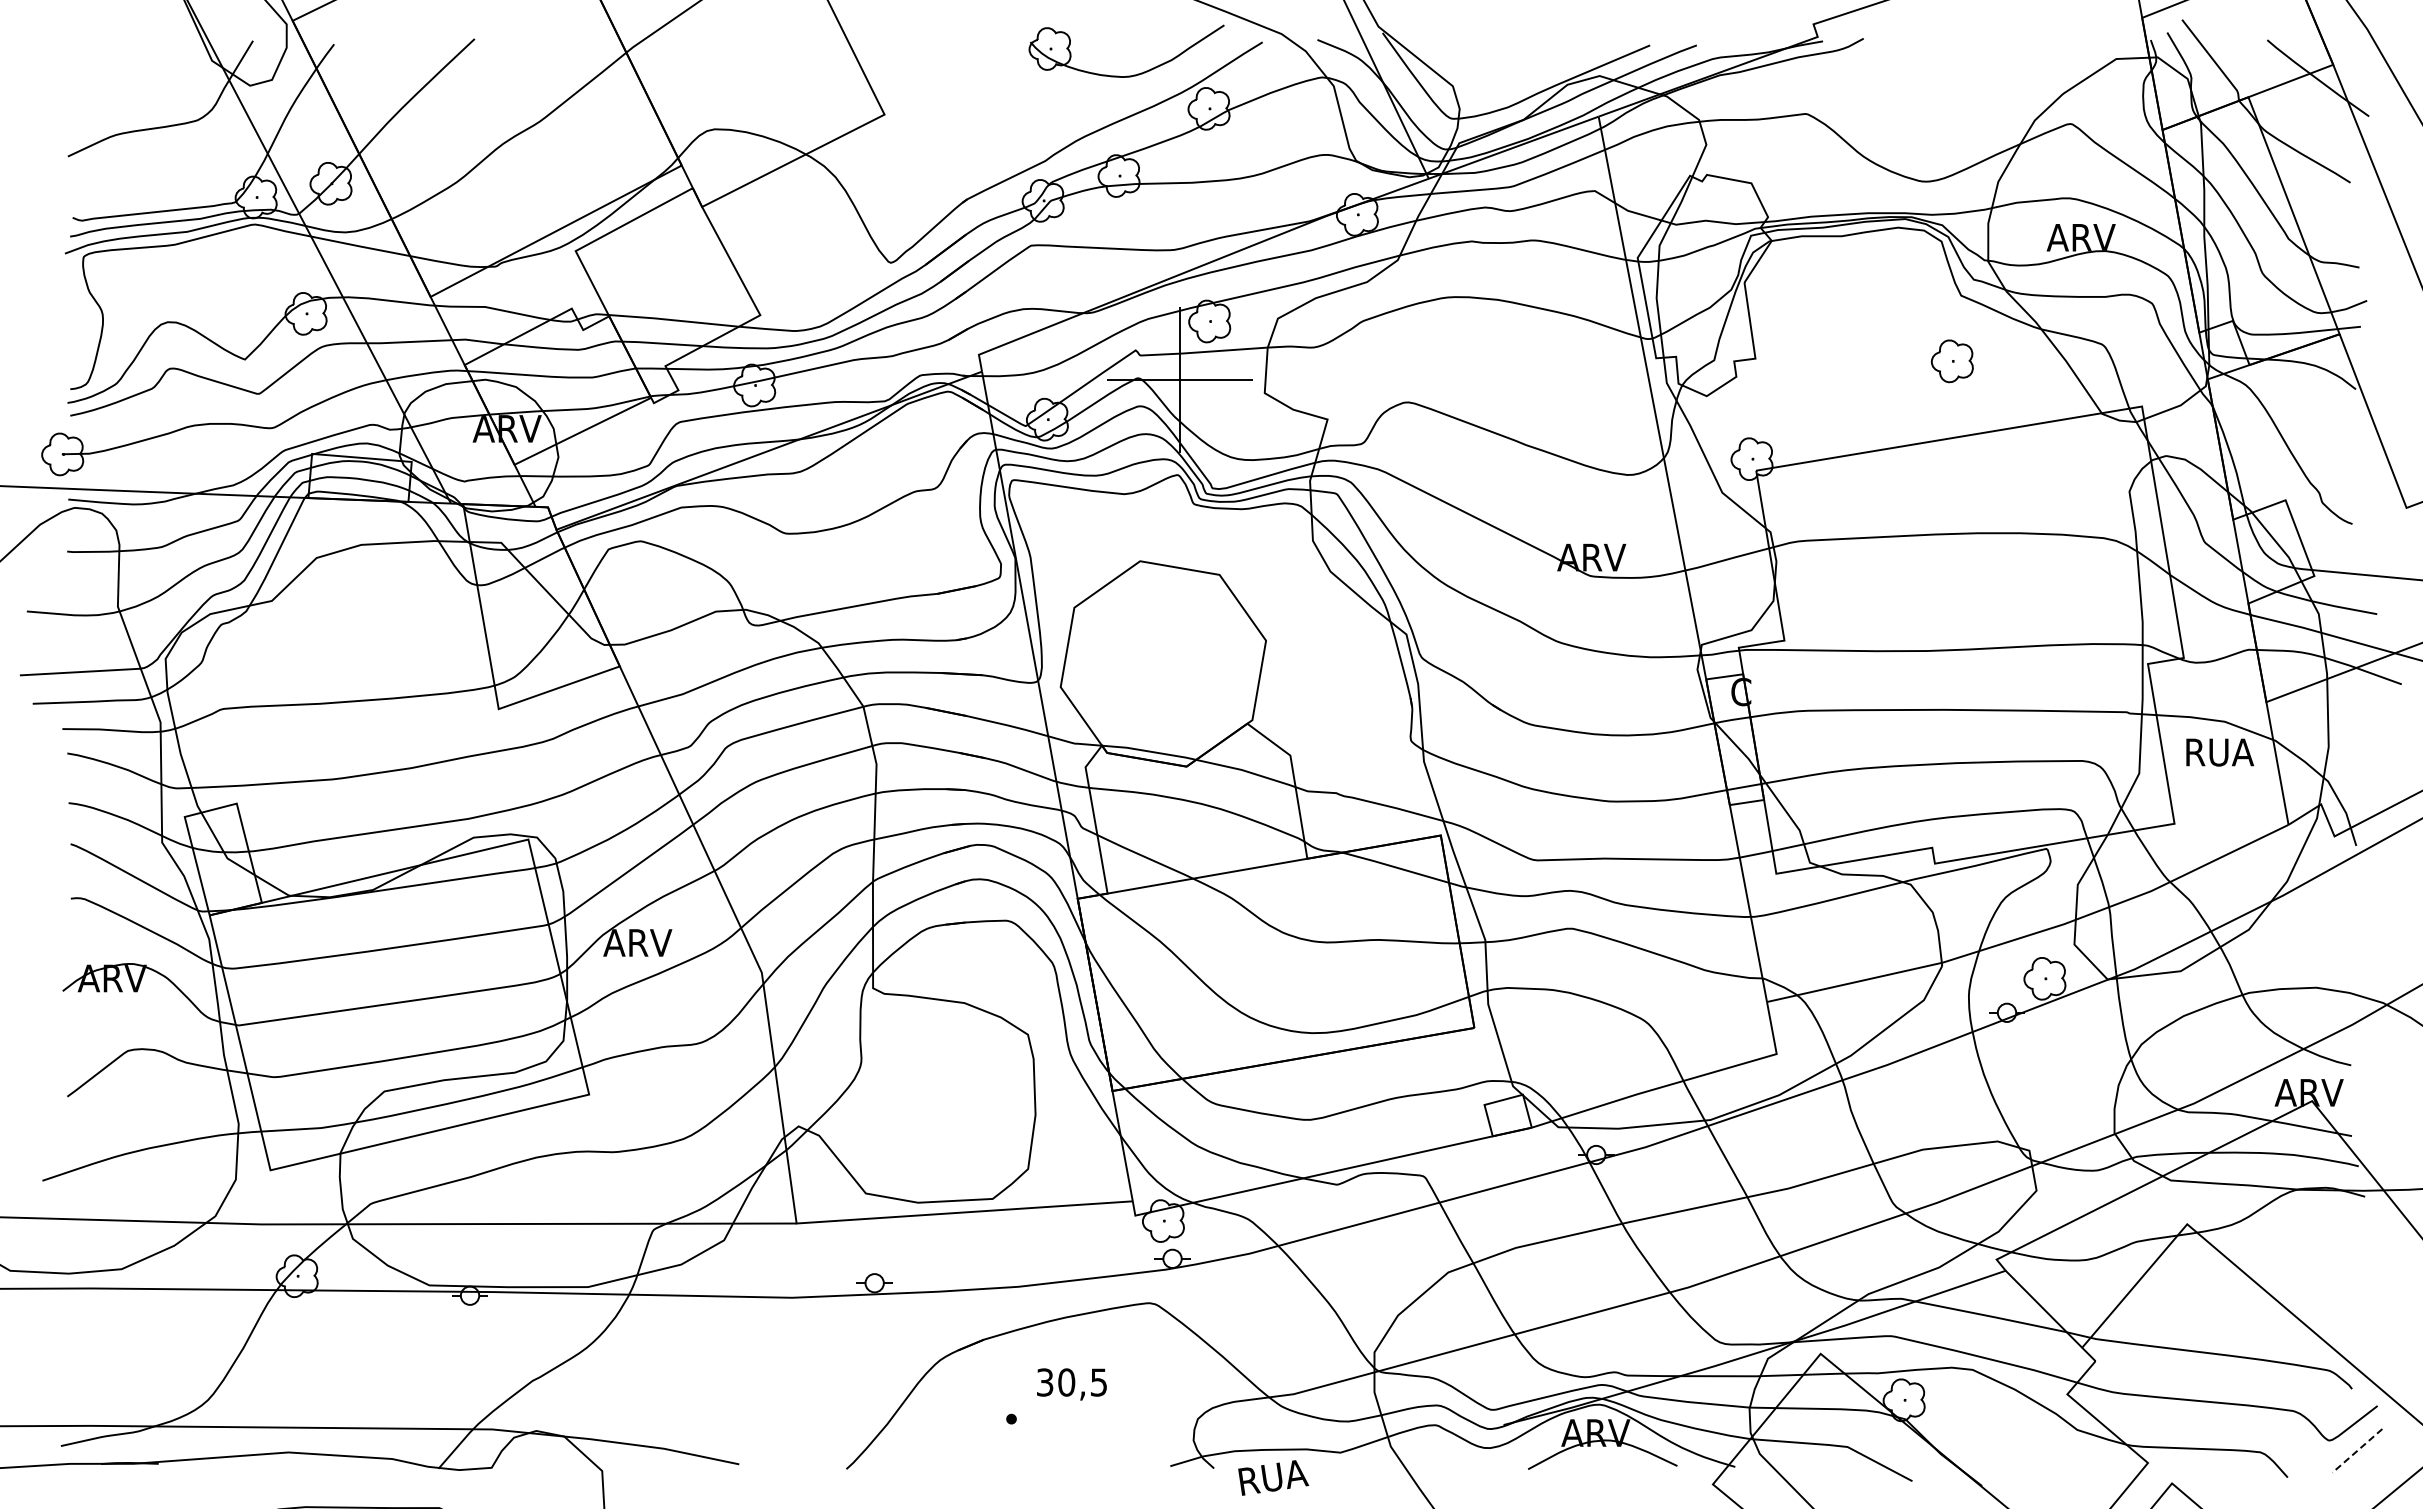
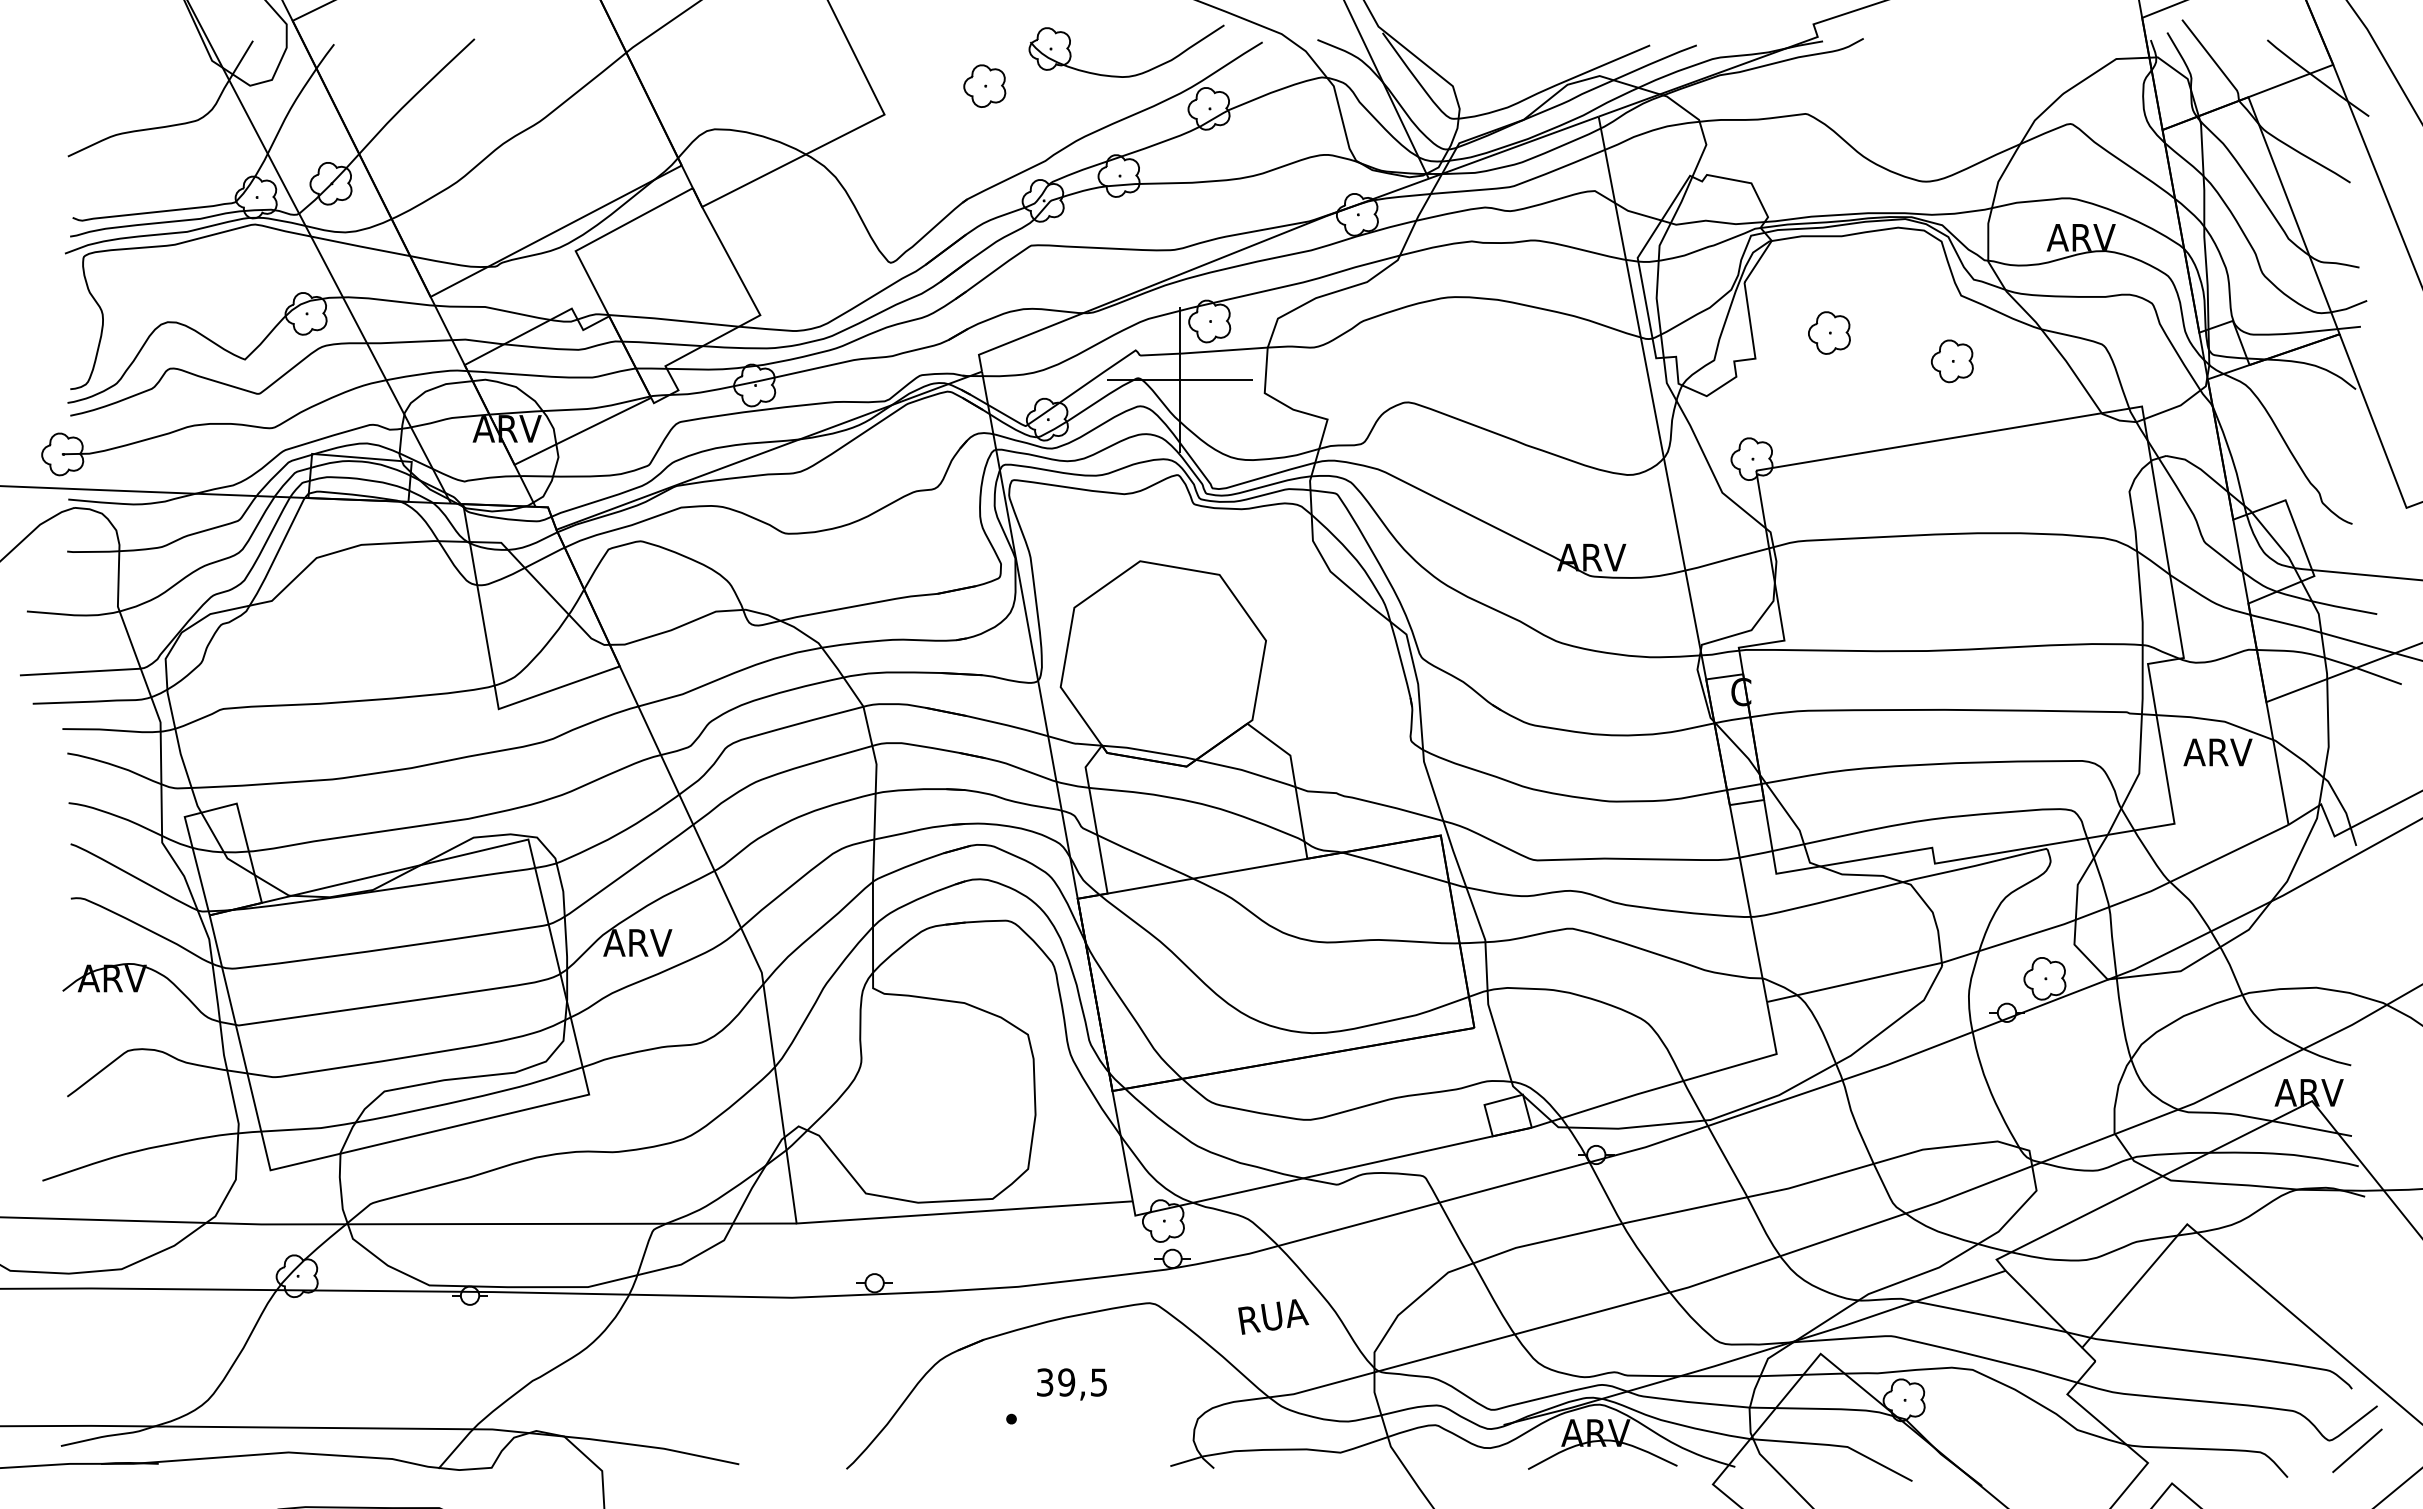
part: none -> present (984, 85)
part: none -> present (1829, 332)
text: RUA -> ARV (2218, 752)
text: 30,5 -> 39,5 (1066, 1382)
line: dashed -> solid (2357, 1451)
text position: (1273, 1477) -> (1273, 1316) (1273, 1316)
